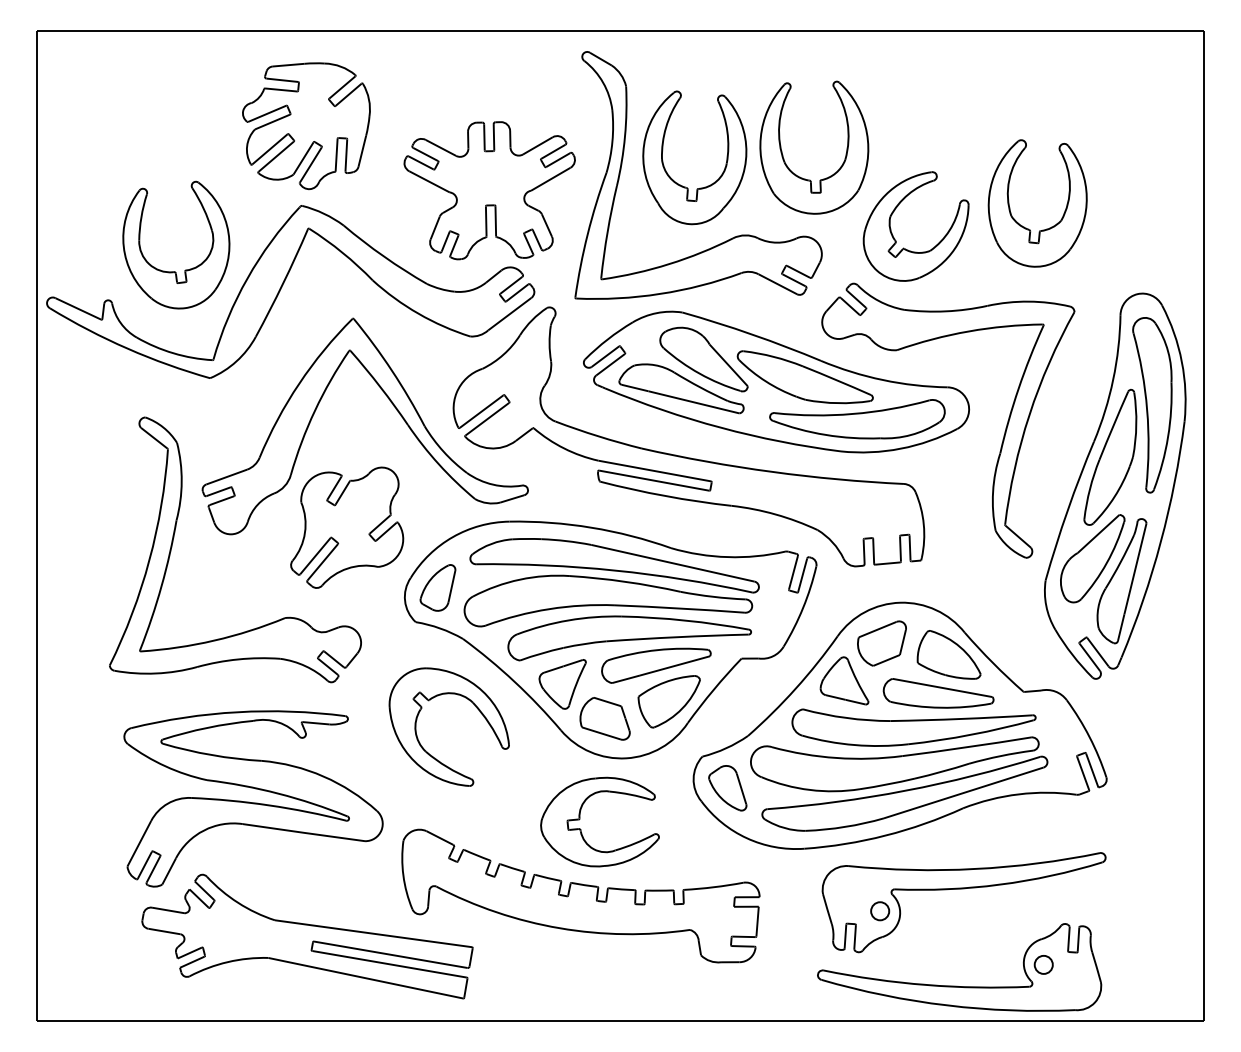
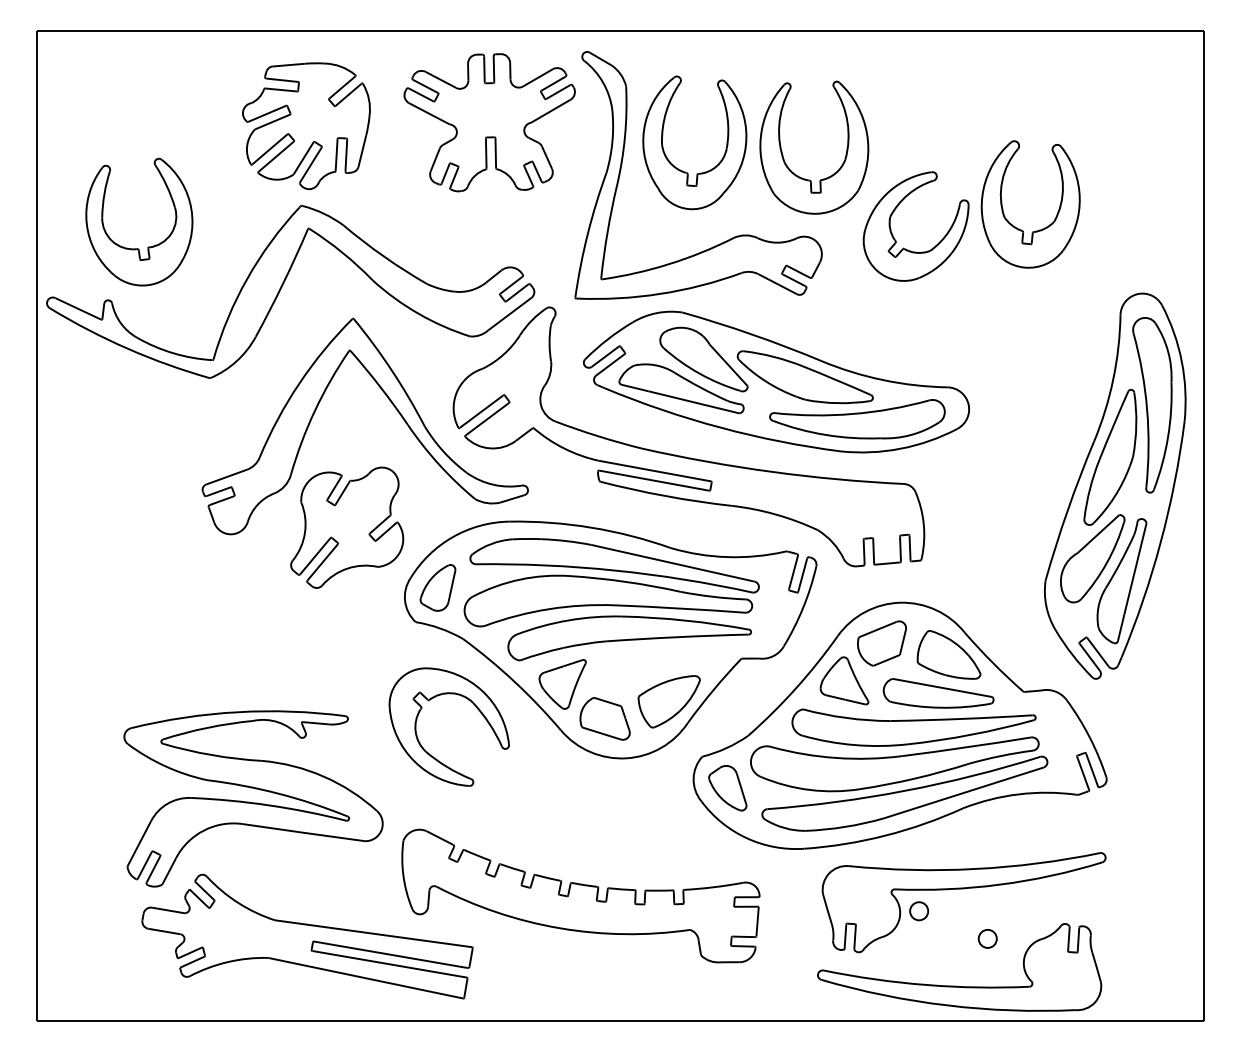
part position: (677, 182) -> (677, 167) (677, 167)
part position: (489, 190) -> (489, 122) (489, 122)
part position: (1026, 227) -> (1019, 228) (1019, 228)
part position: (185, 269) -> (148, 246) (148, 246)
part: present -> none (1003, 435)
part: present -> none (174, 537)
part: present -> none (656, 665)
part: present -> none (580, 819)
part position: (880, 911) -> (919, 911) (919, 911)
part position: (1043, 964) -> (987, 938) (987, 938)
